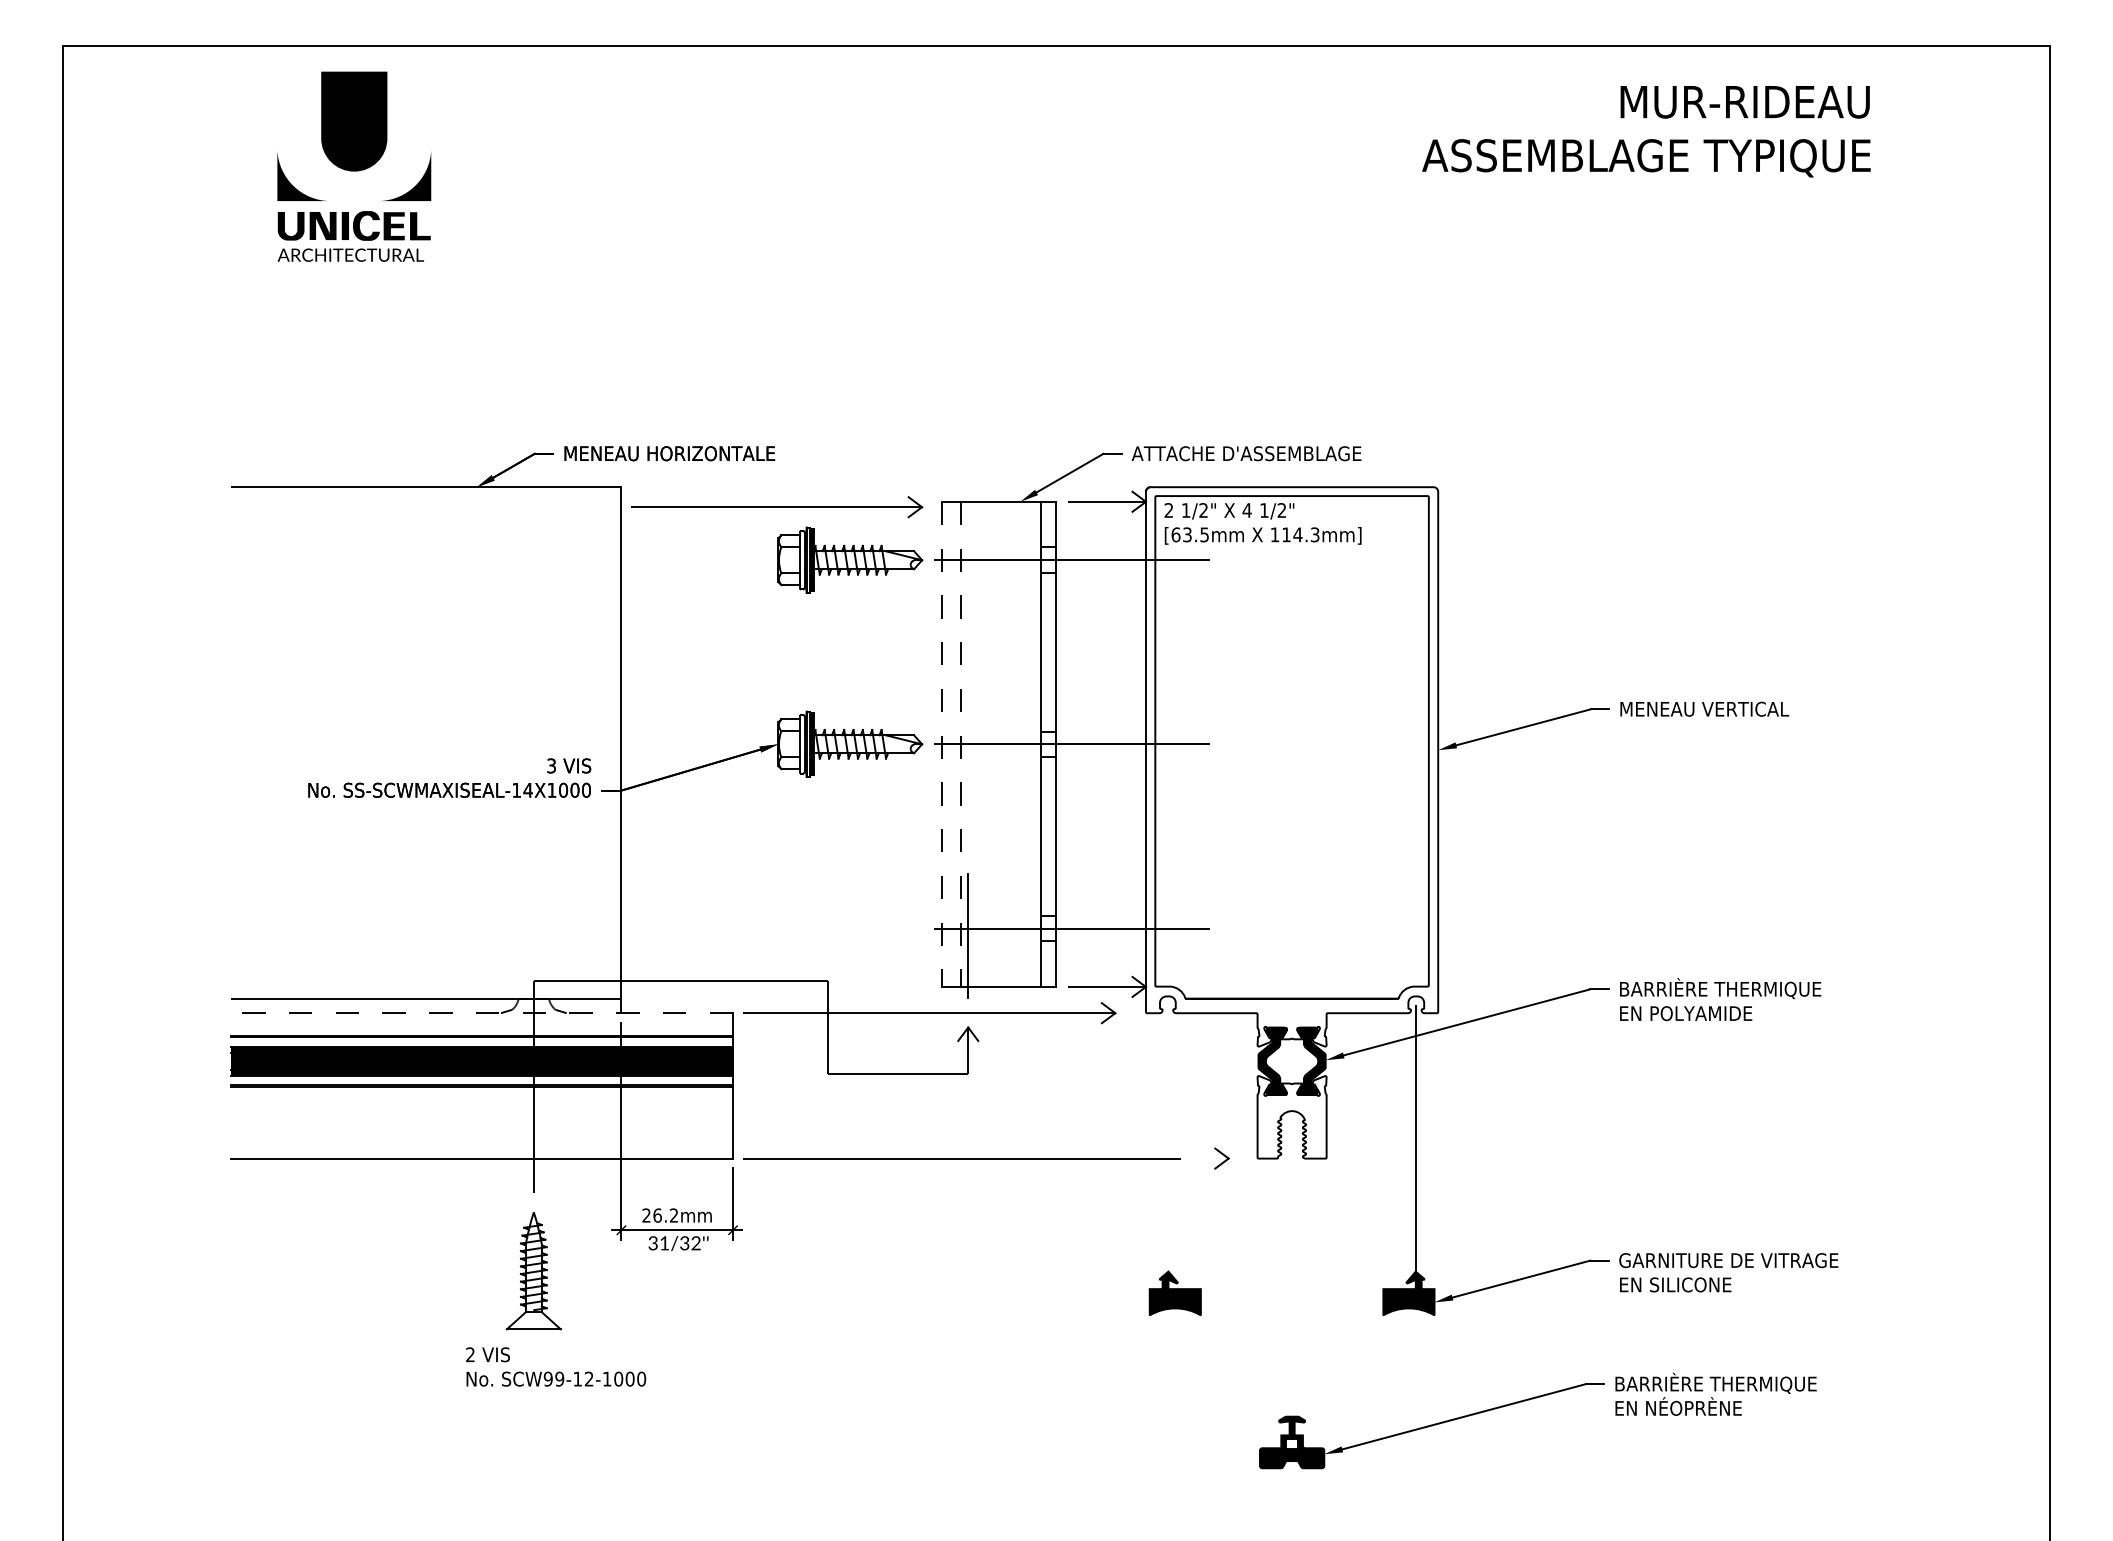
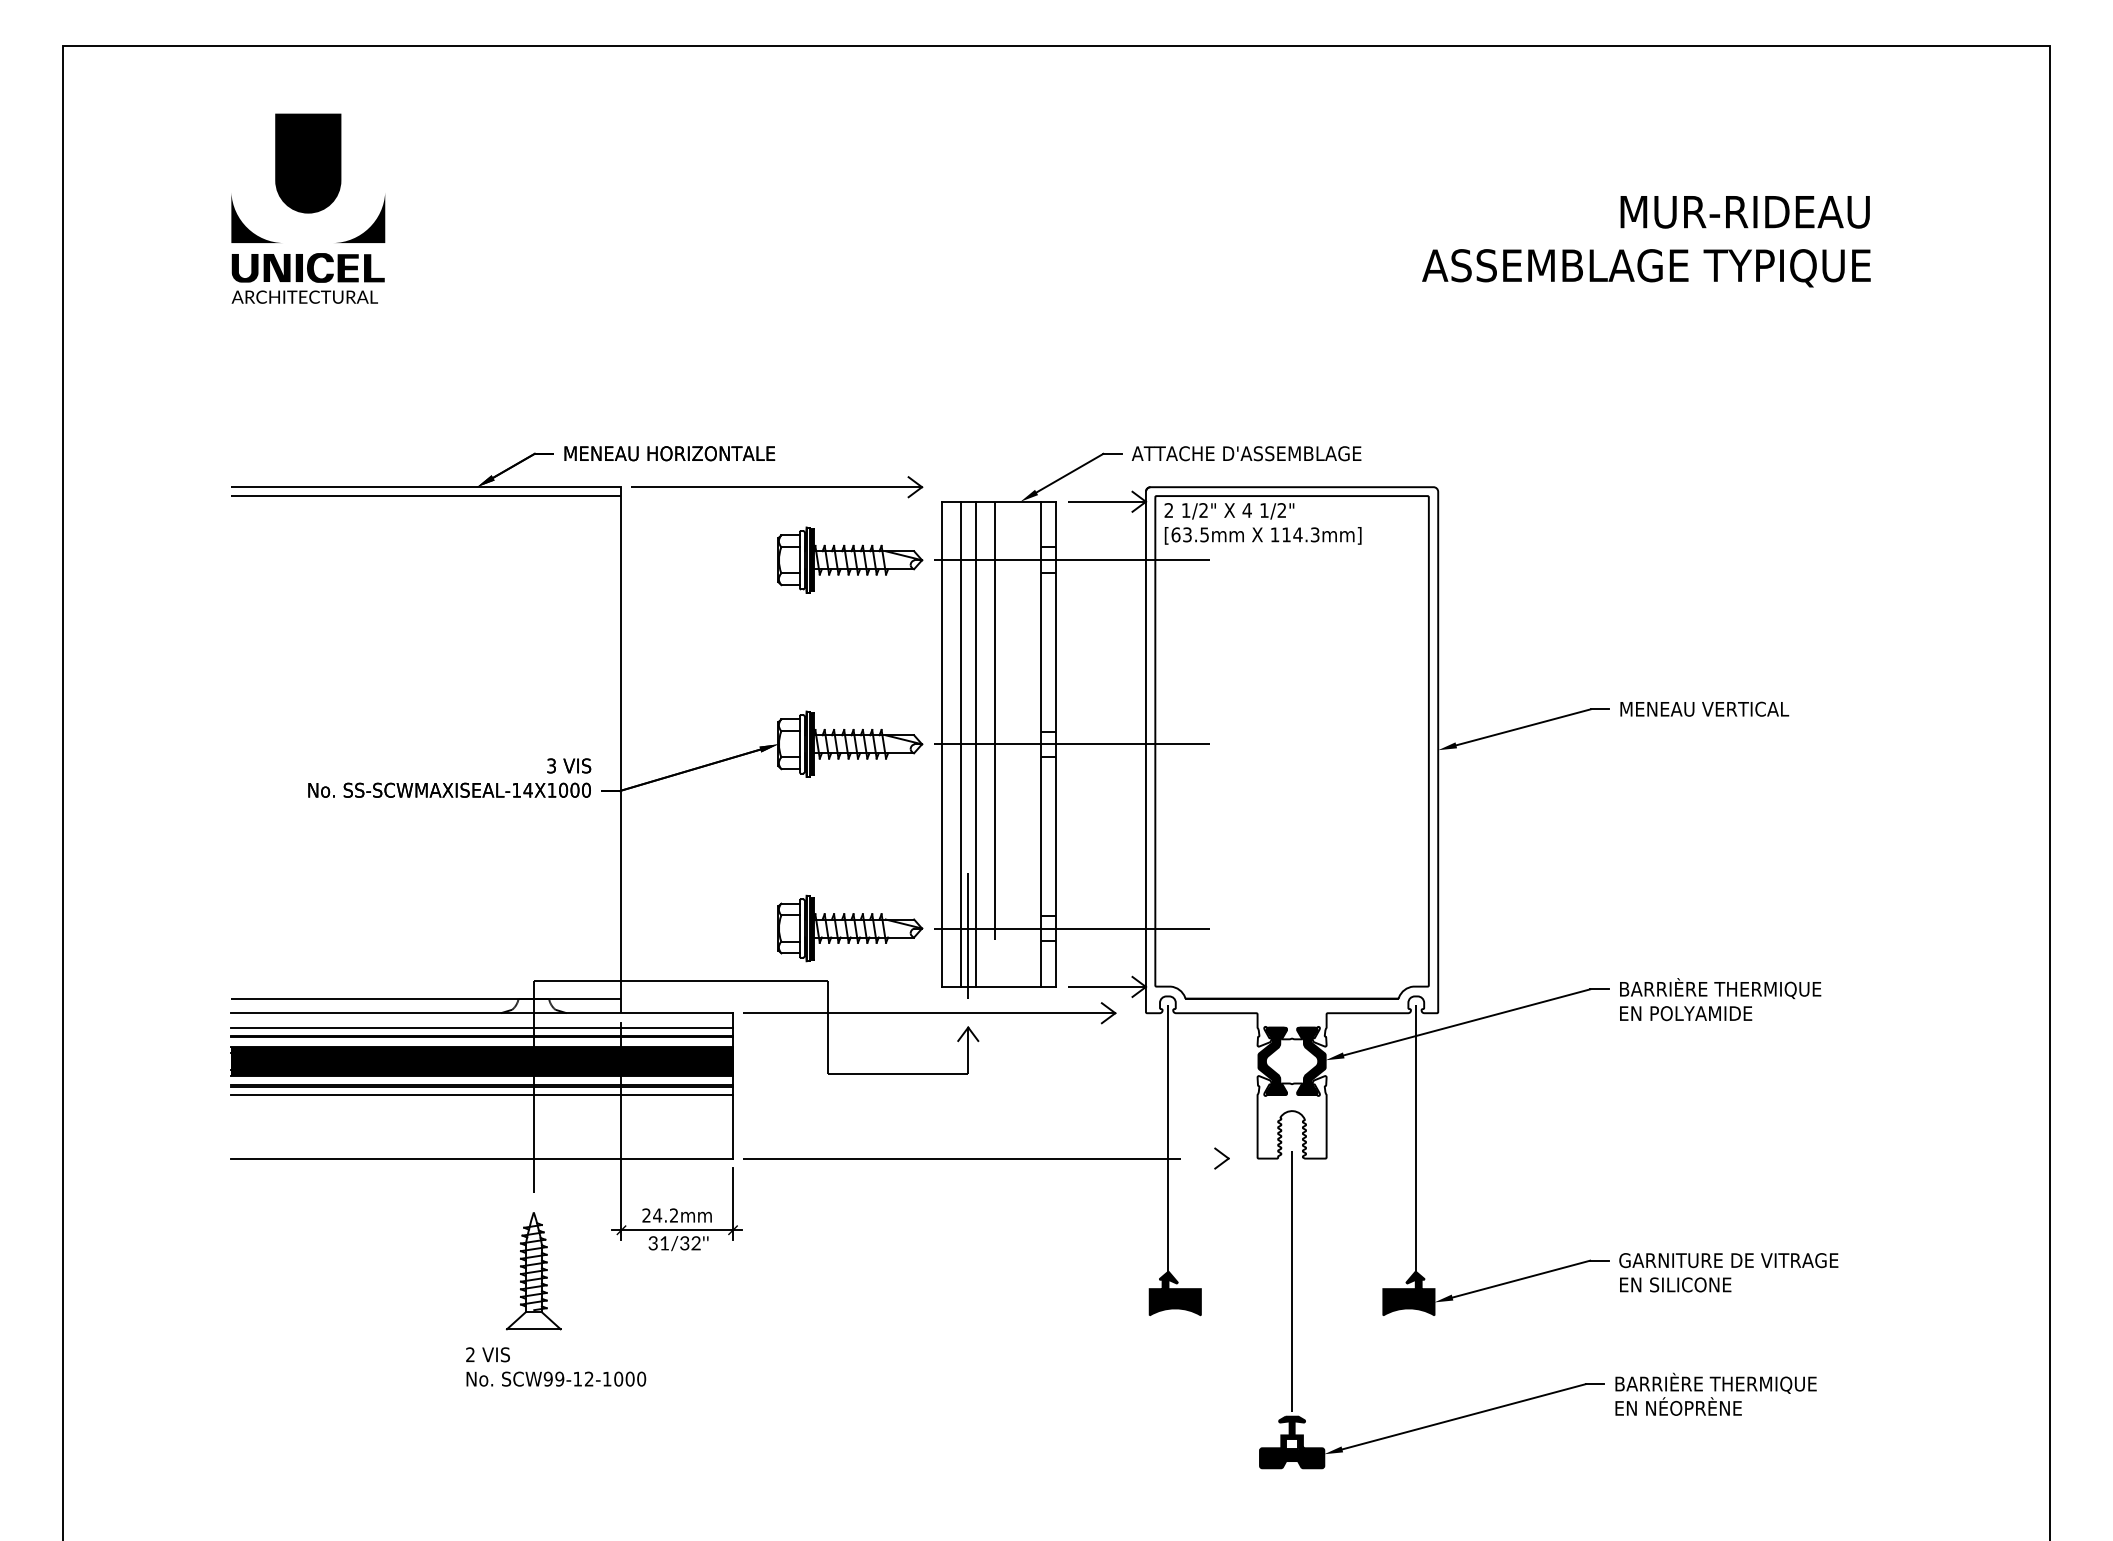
text position: (1646, 131) -> (1646, 241) (1646, 241)
text position: (354, 166) -> (308, 208) (308, 208)
line: none -> present (426, 496)
part position: (777, 507) -> (777, 487) (777, 487)
line: none -> present (975, 743)
line: none -> present (994, 743)
line: dashed -> solid (941, 744)
line: dashed -> solid (960, 744)
part: none -> present (850, 928)
line: dashed -> solid (482, 1013)
line: none -> present (482, 1027)
line: none -> present (482, 1095)
line: none -> present (1167, 1142)
text: 26.2mm -> 24.2mm (657, 1215)
line: none -> present (1292, 1281)
